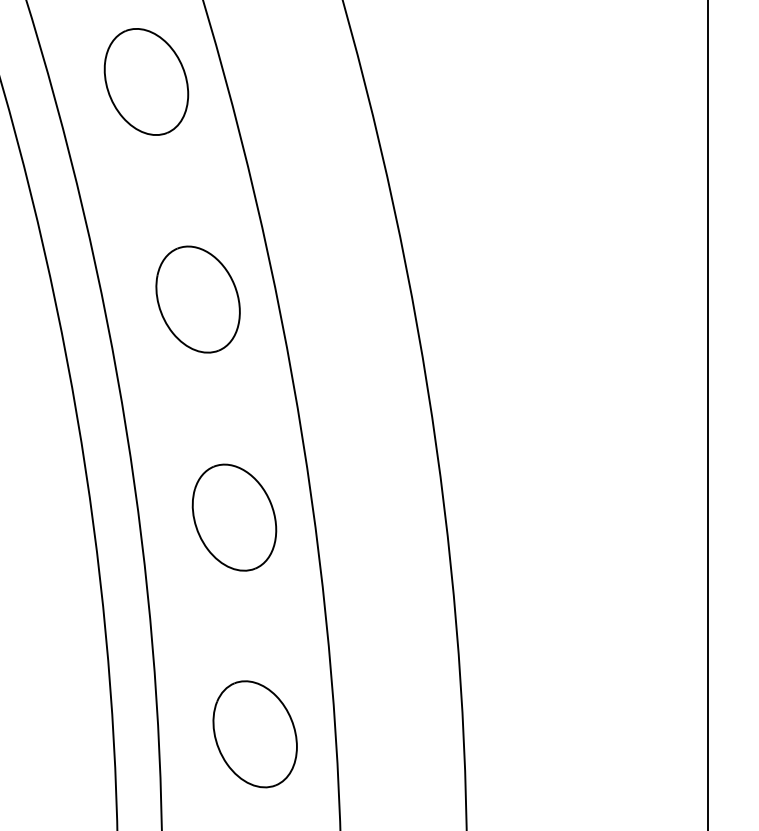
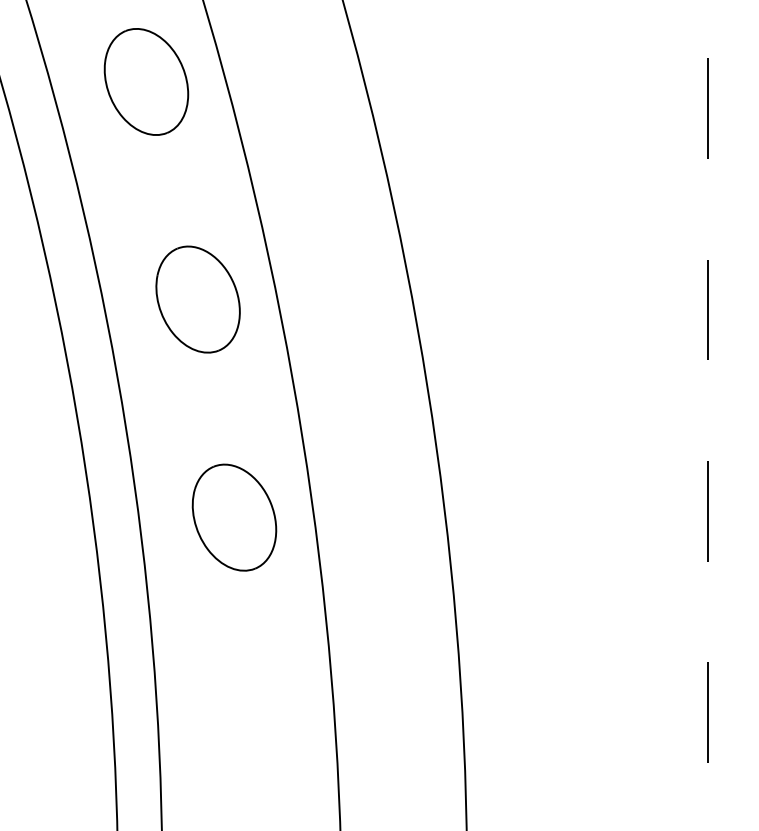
line: solid -> dashed (708, 415)
part: present -> none (254, 734)
